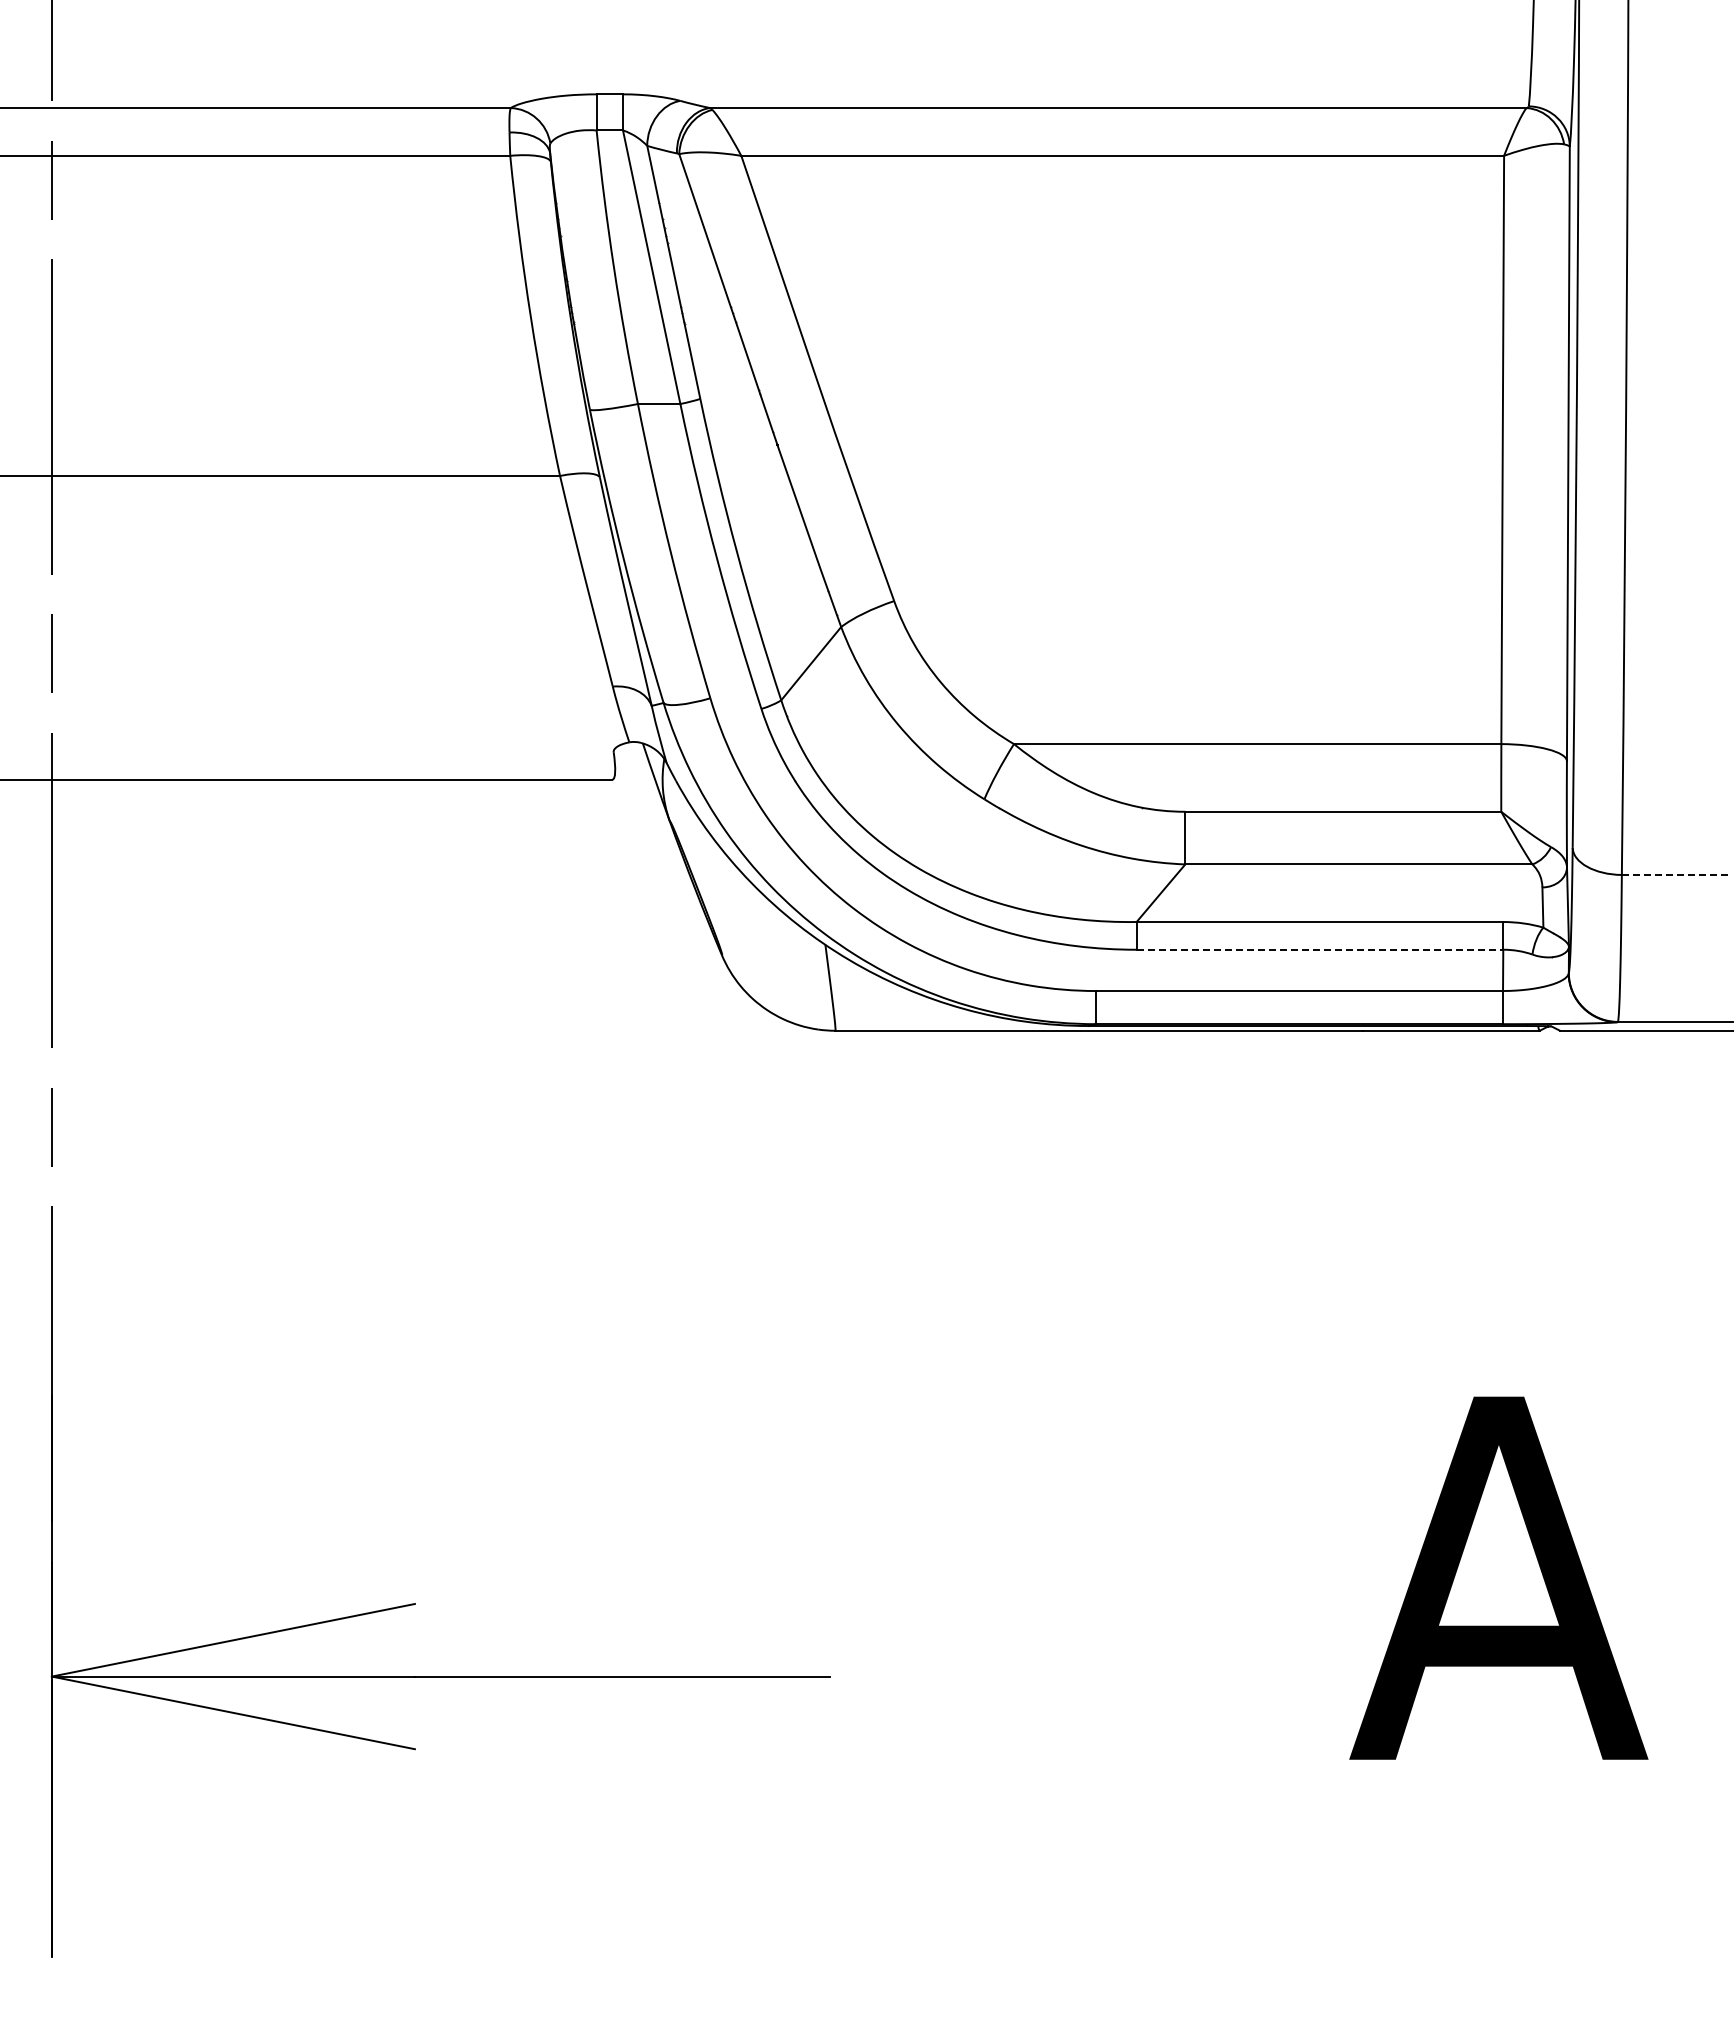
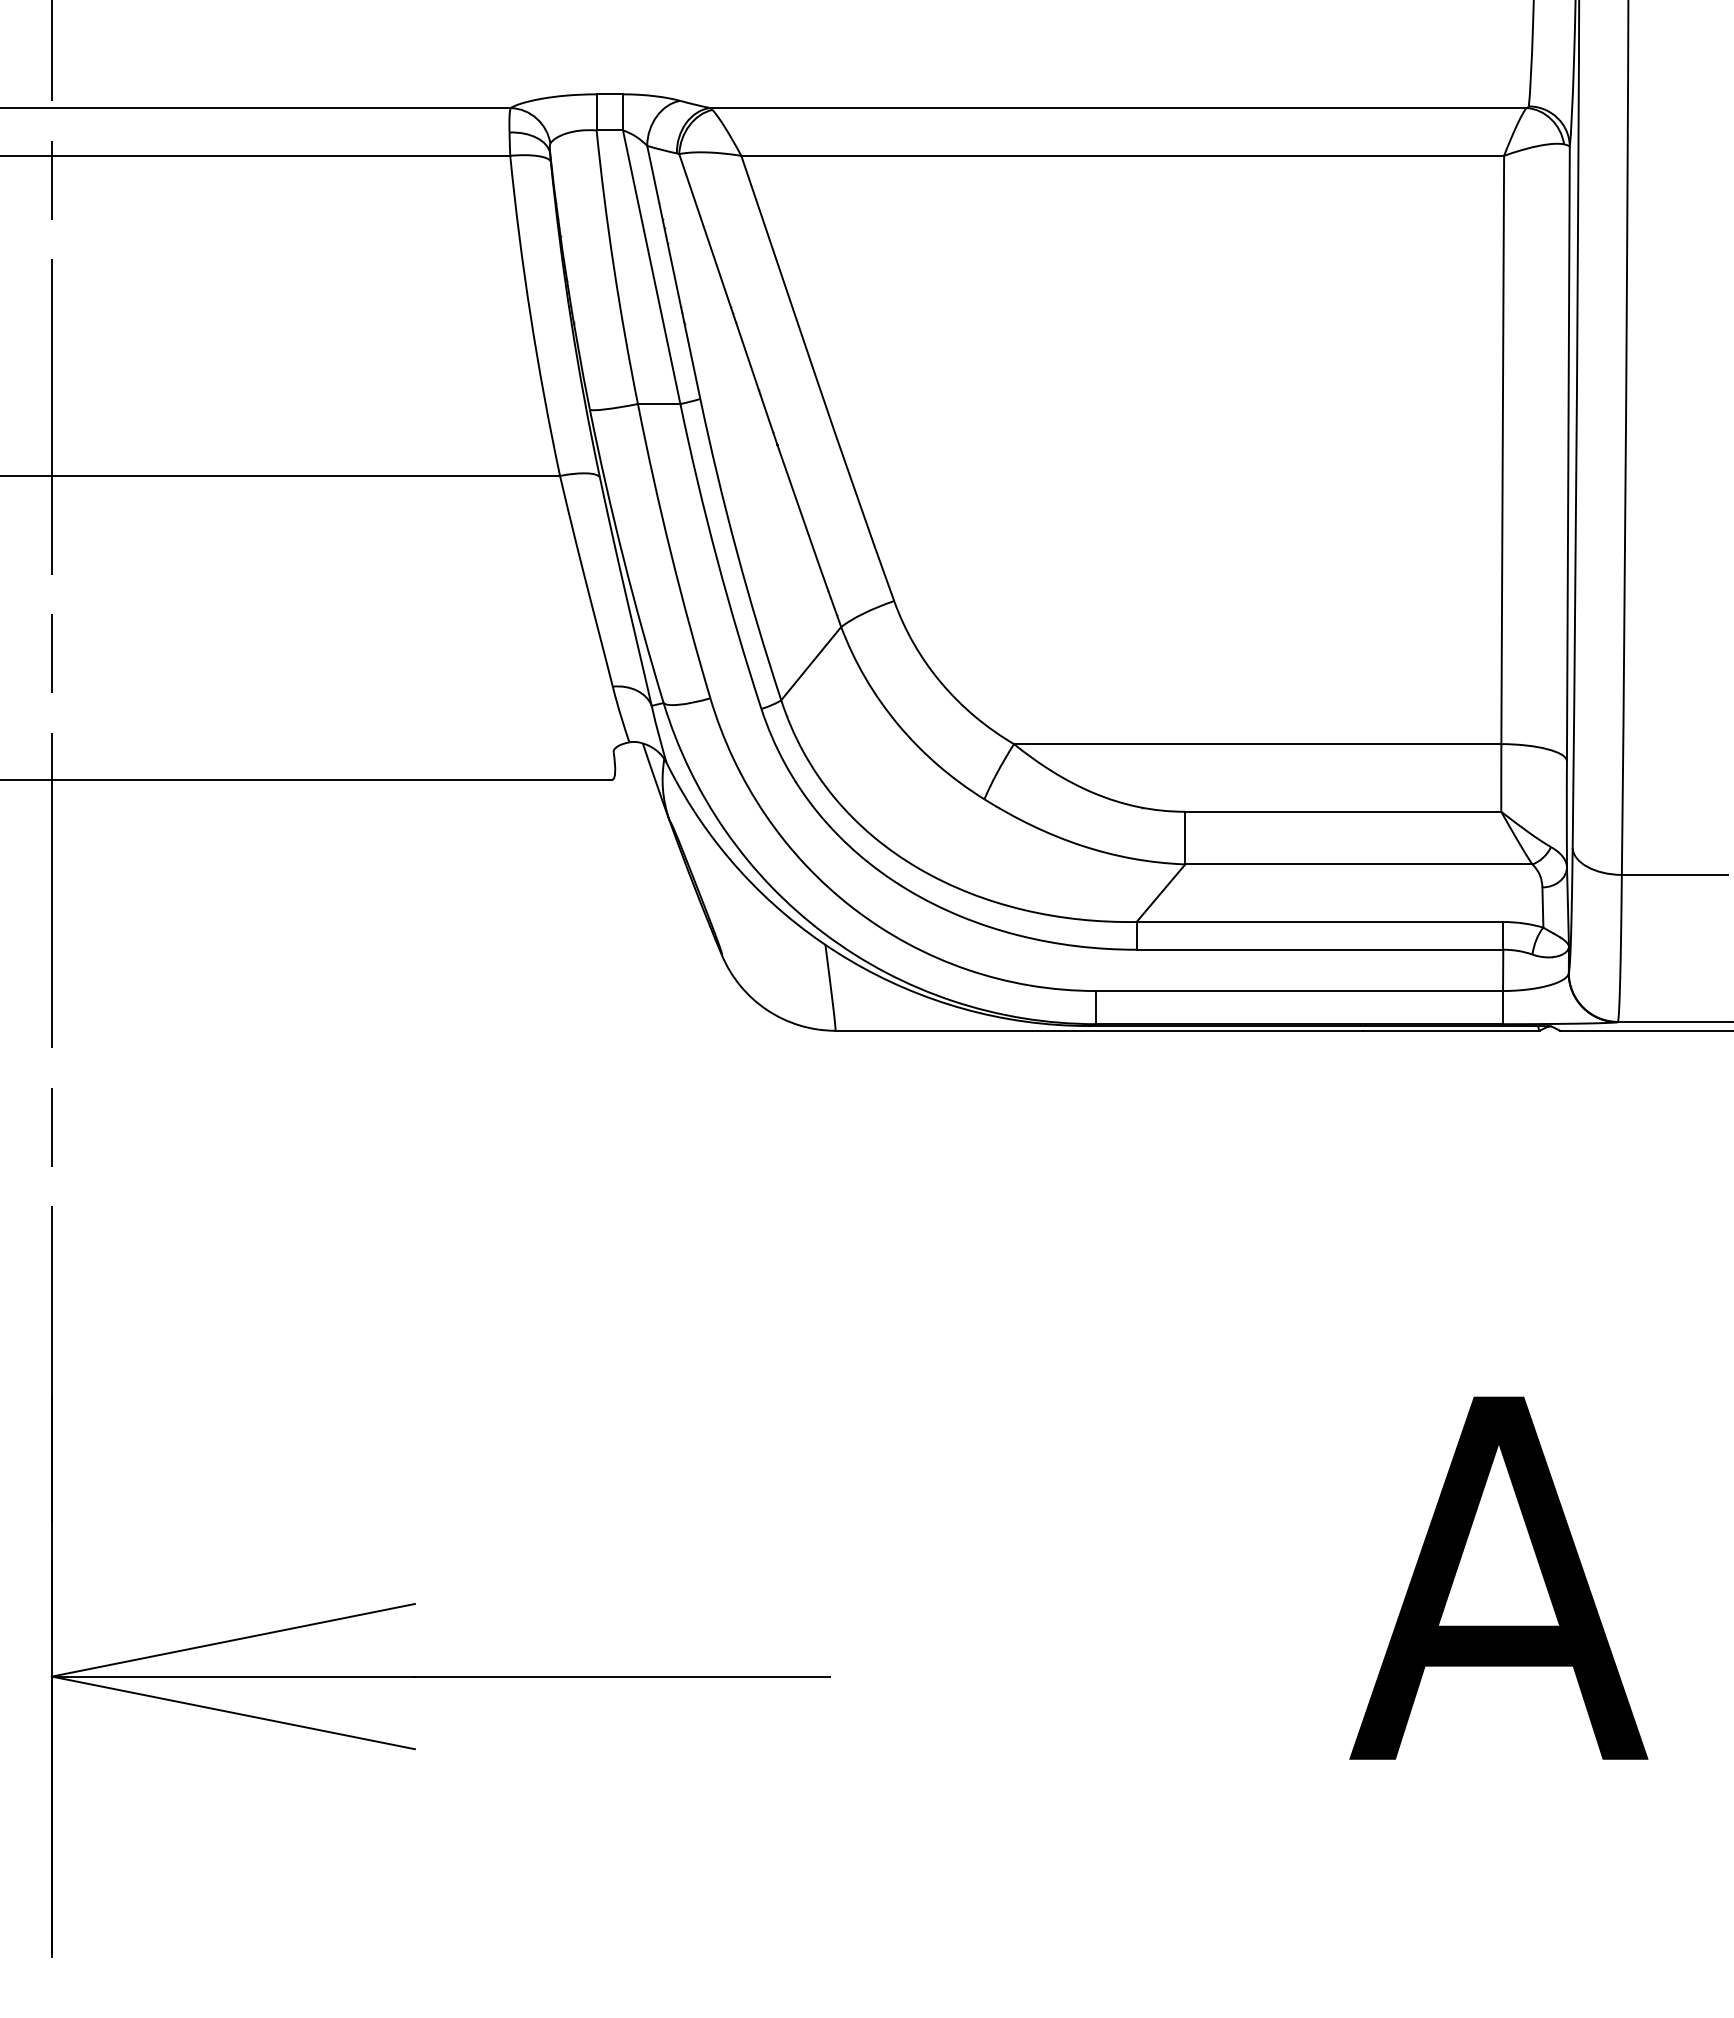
line: dashed -> solid (1674, 874)
line: dashed -> solid (1320, 949)
